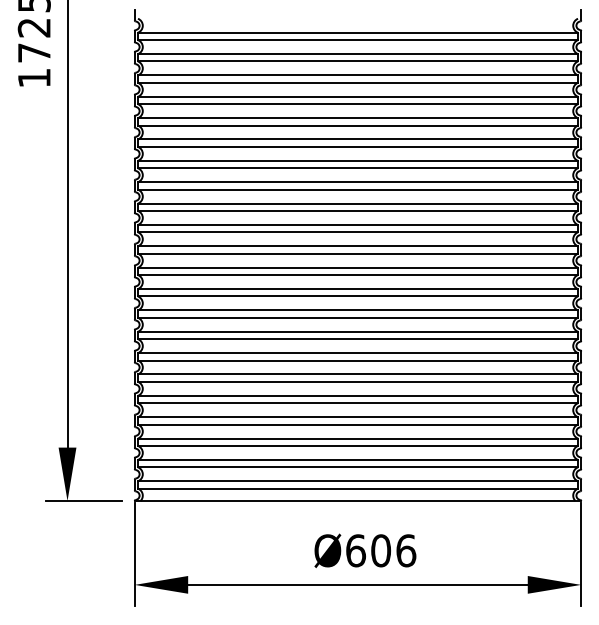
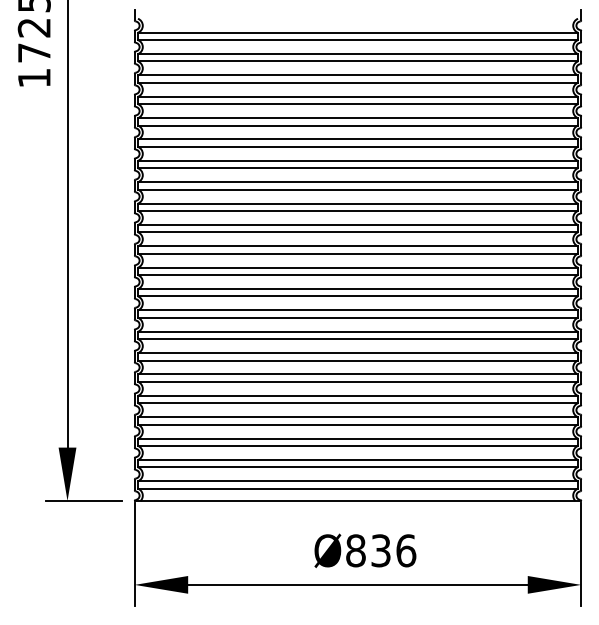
text: Ø606 -> Ø836 (368, 550)
